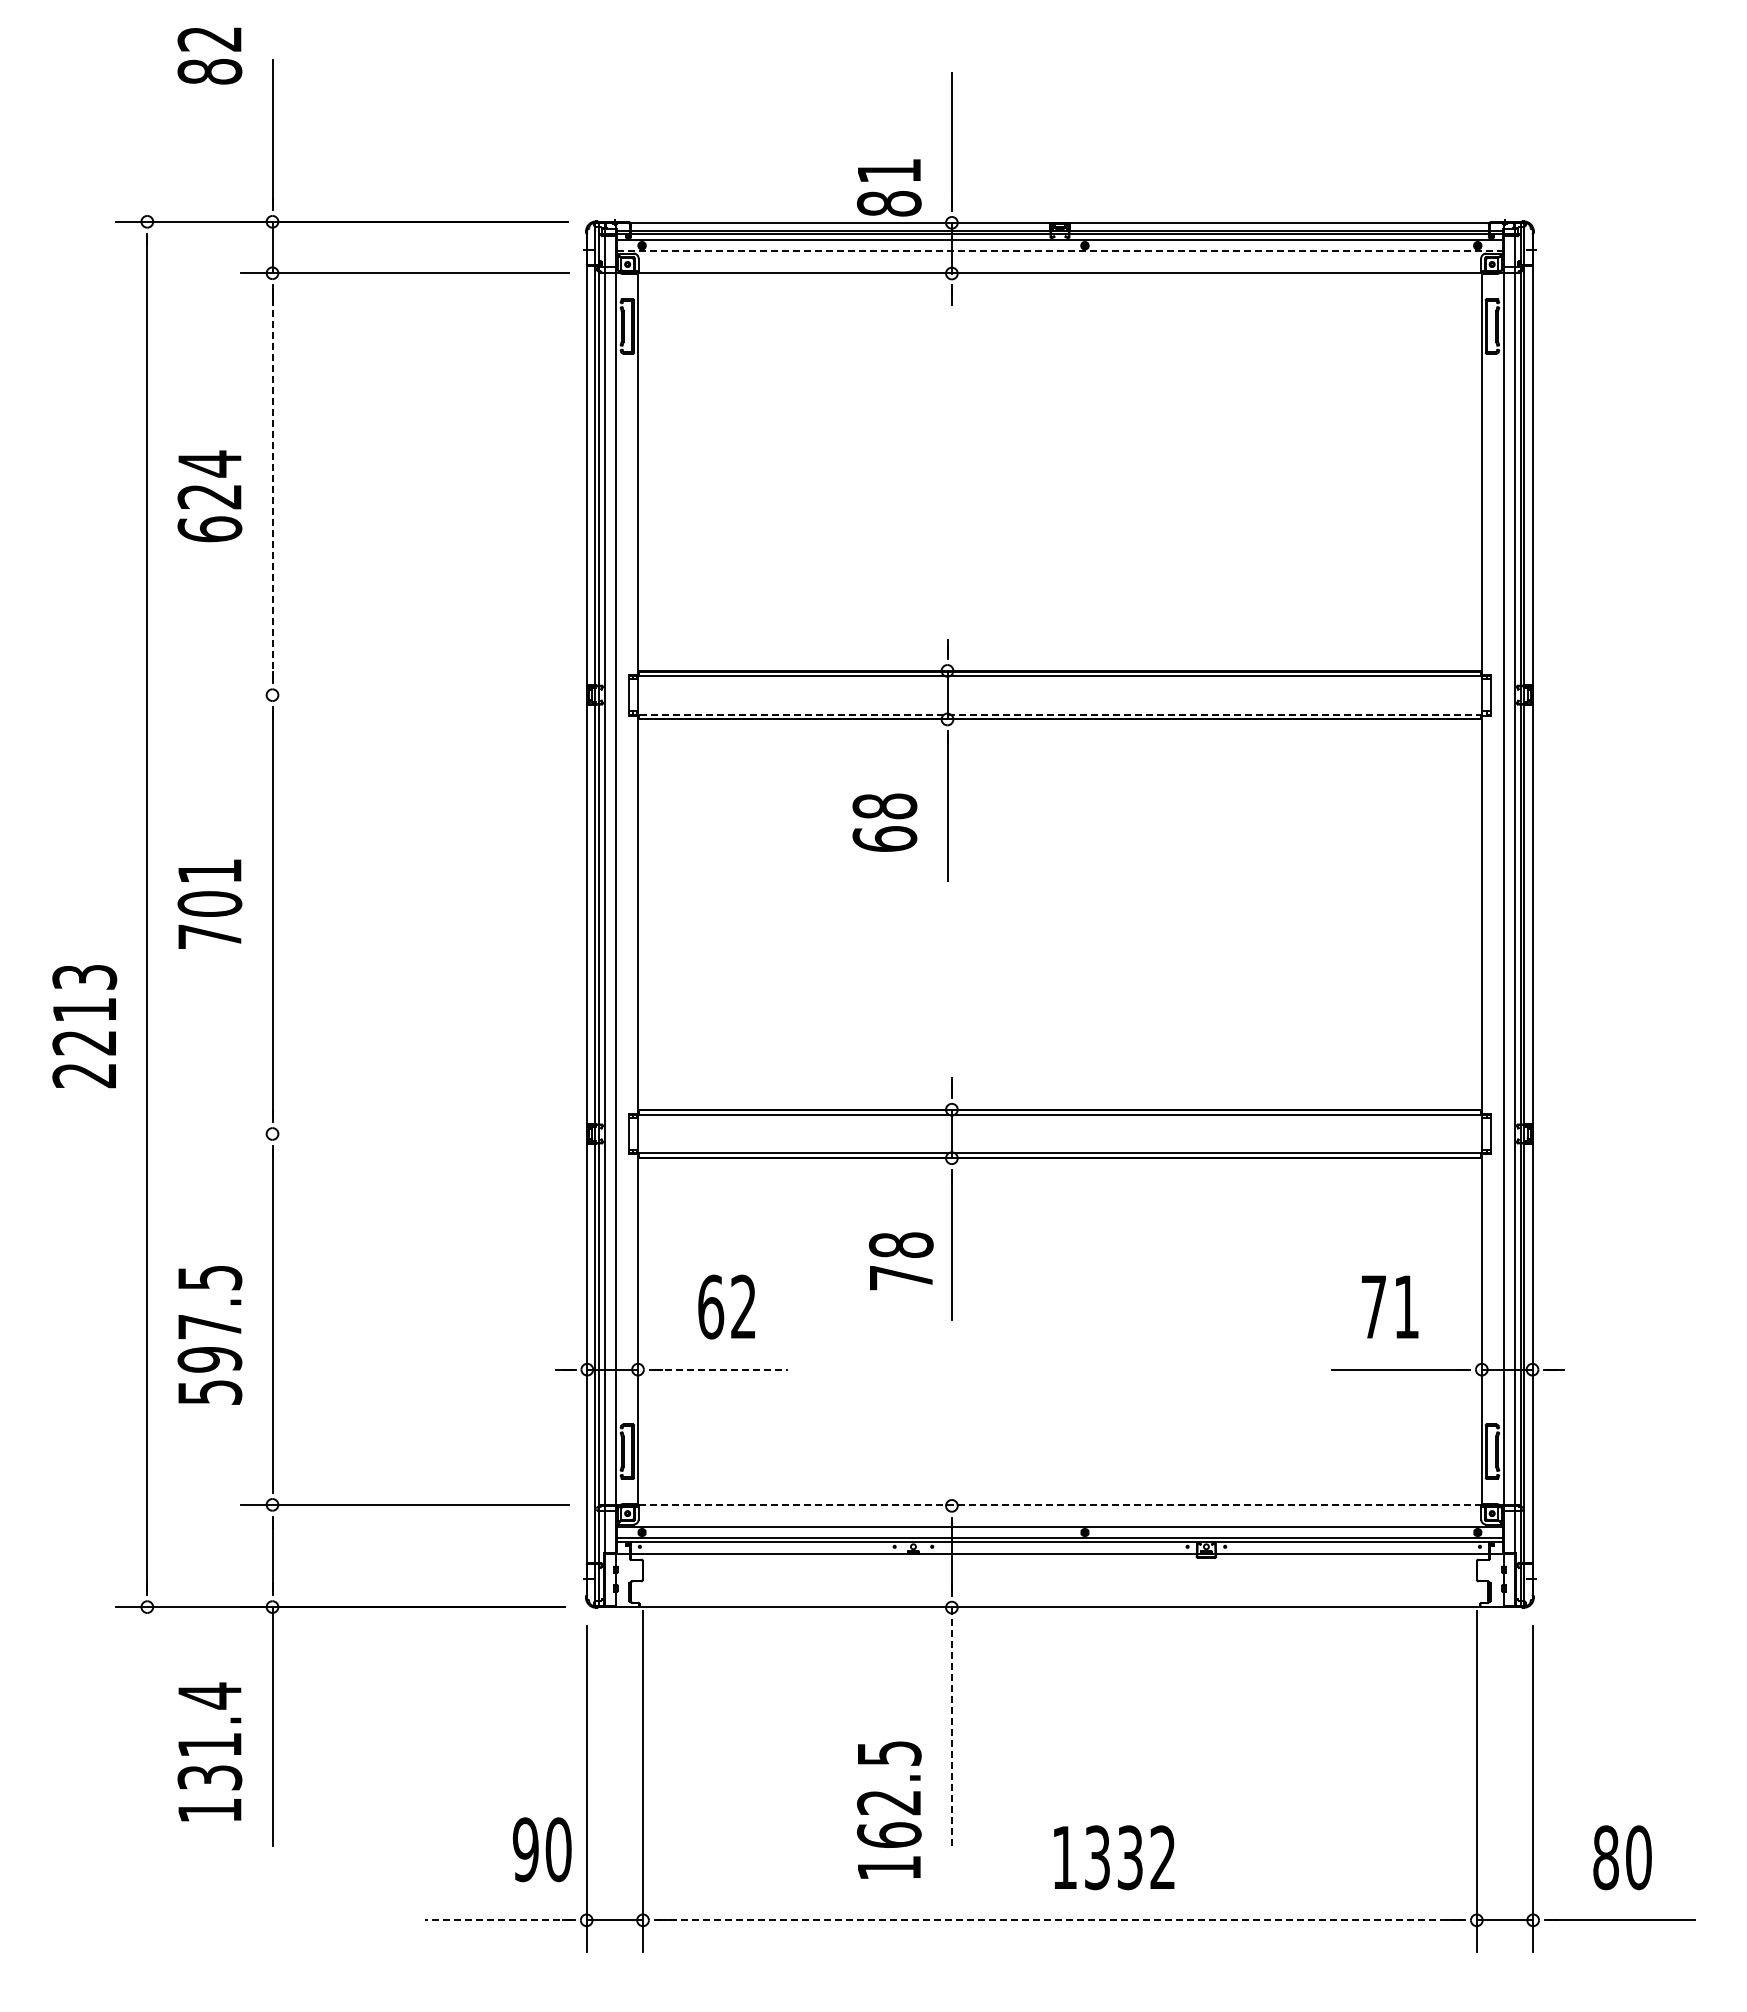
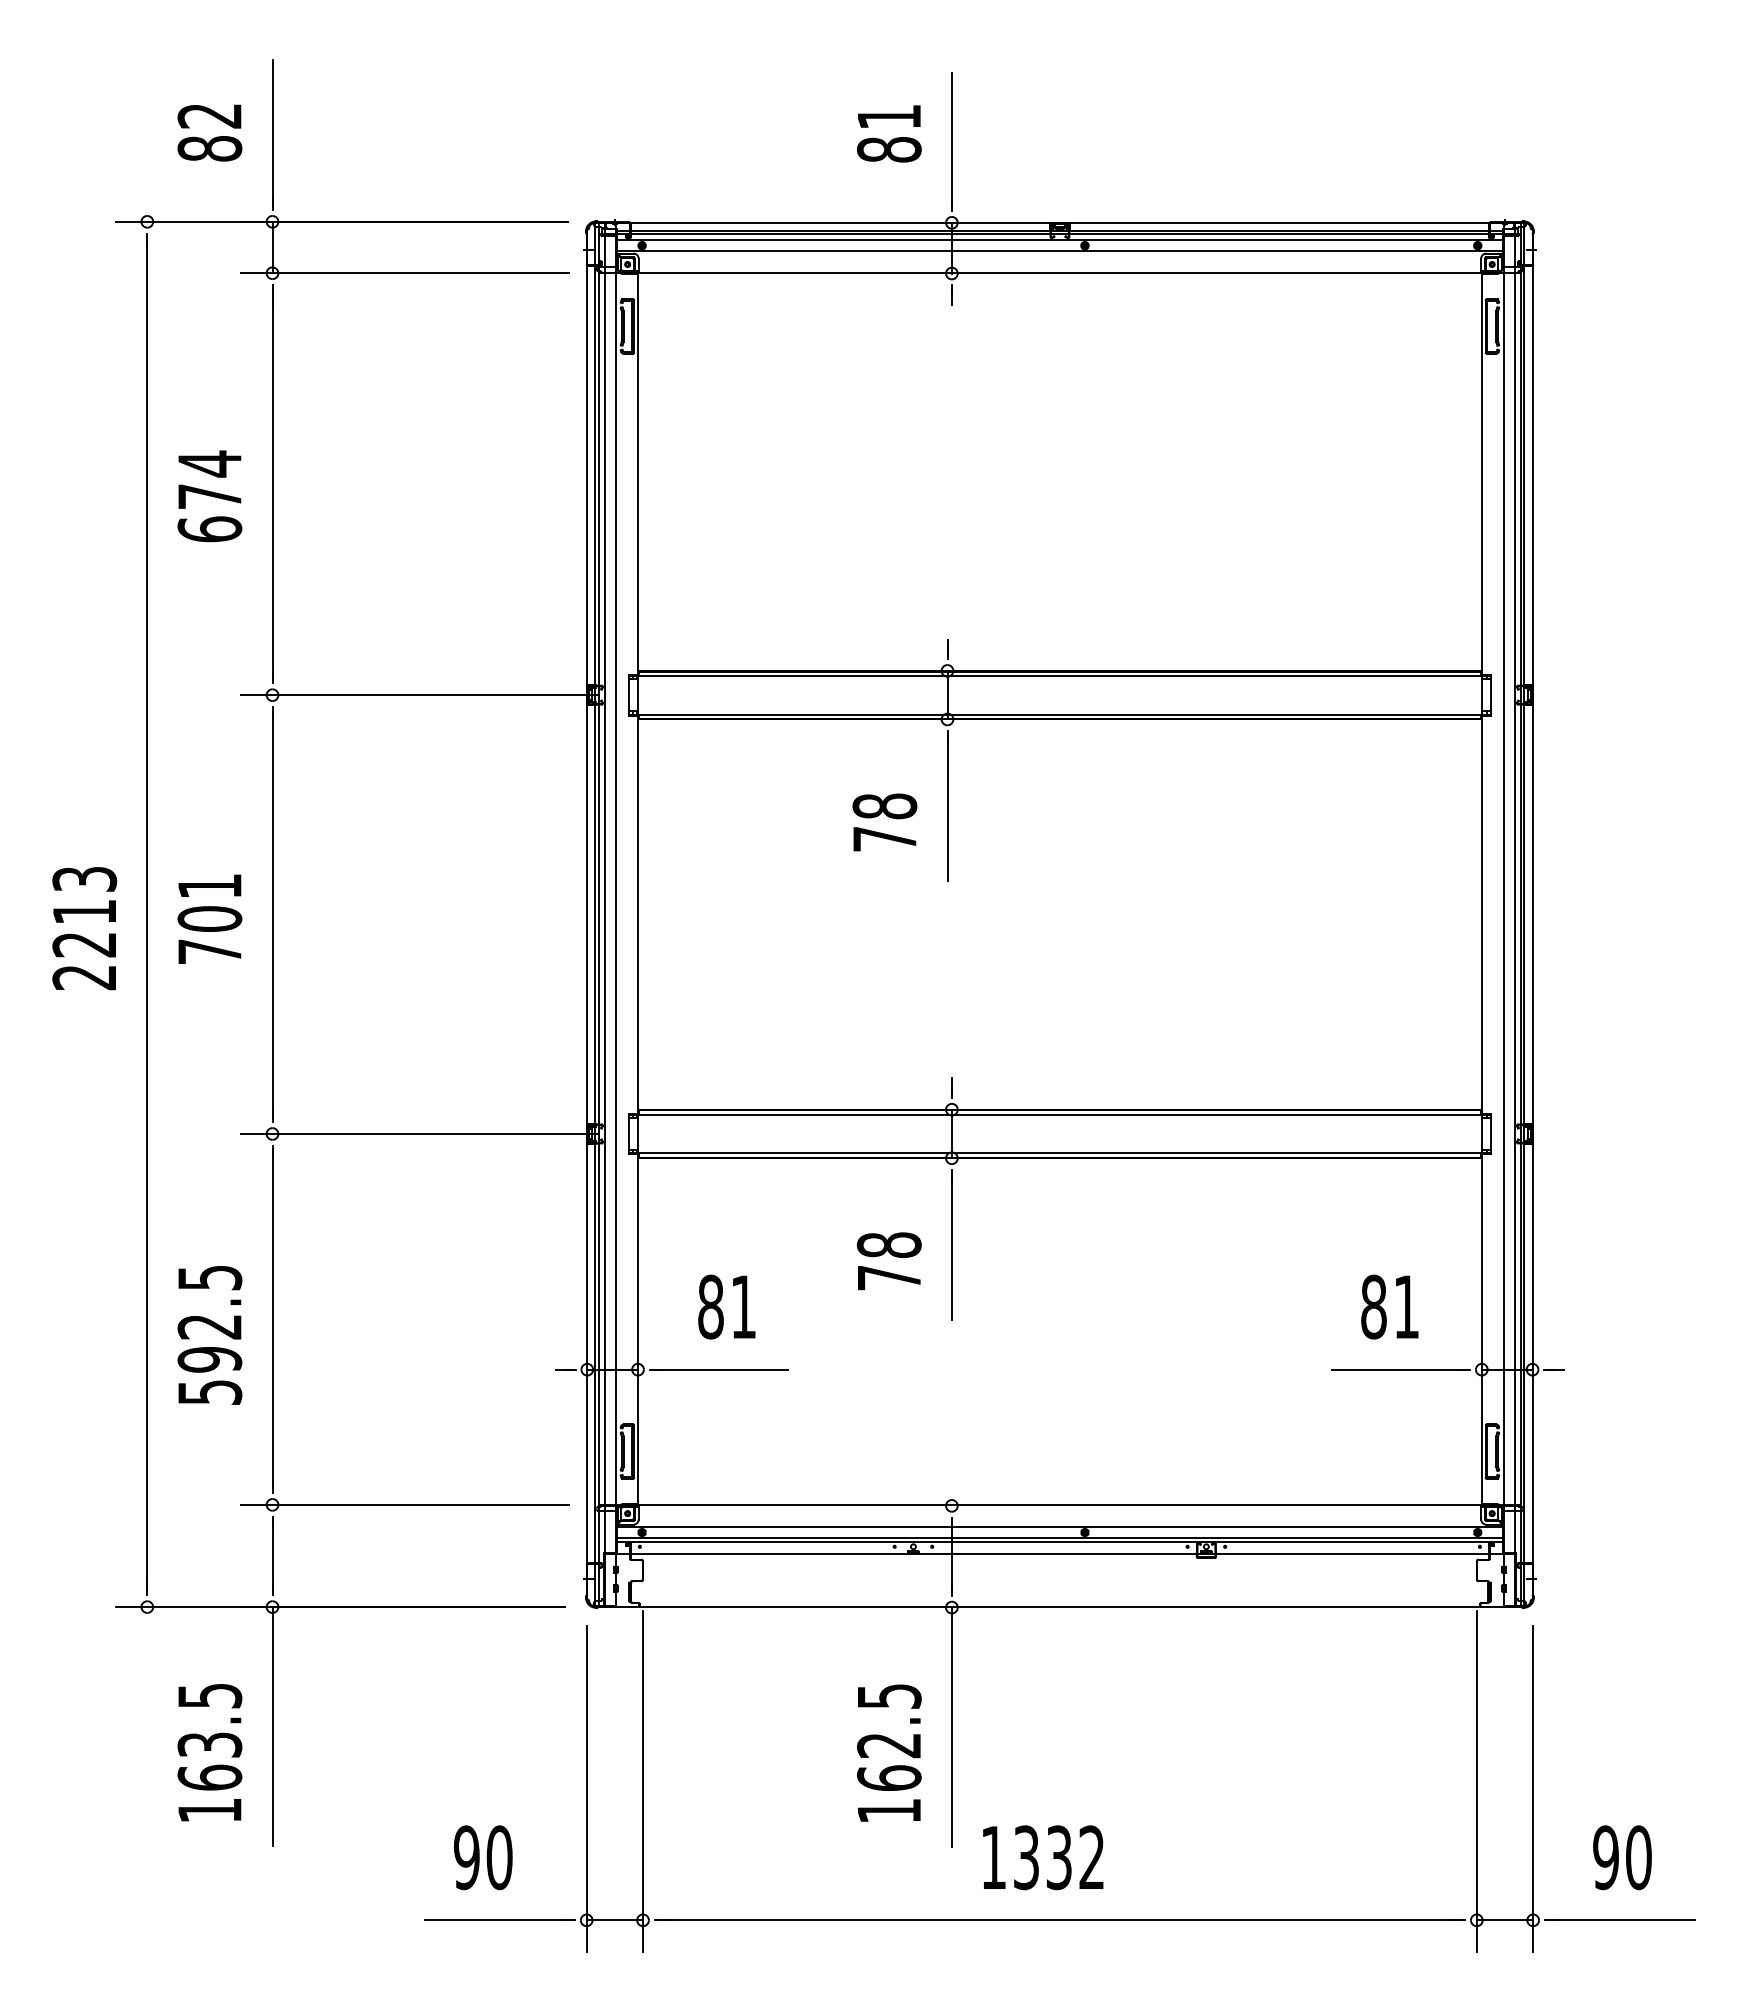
text position: (209, 55) -> (209, 132) (209, 132)
text position: (889, 187) -> (889, 133) (889, 133)
line: dashed -> solid (1060, 251)
line: dashed -> solid (272, 483)
text: 624 -> 674 (209, 496)
line: none -> present (419, 695)
line: dashed -> solid (1059, 714)
text: 68 -> 78 (884, 838)
text position: (209, 903) -> (209, 918) (209, 918)
text position: (84, 1026) -> (84, 928) (84, 928)
line: none -> present (419, 1133)
text position: (901, 1261) -> (889, 1261) (889, 1261)
text: 62 -> 81 (726, 1306)
text: 71 -> 81 (1373, 1306)
text: 597.5 -> 592.5 (209, 1327)
line: dashed -> solid (720, 1369)
line: dashed -> solid (1059, 1504)
line: dashed -> solid (951, 1727)
text: 131.4 -> 163.5 (209, 1736)
text position: (889, 1809) -> (889, 1752) (889, 1752)
text position: (541, 1849) -> (482, 1857) (482, 1857)
text position: (1114, 1857) -> (1043, 1857) (1043, 1857)
text: 80 -> 90 (1605, 1857)
line: dashed -> solid (498, 1920)
line: dashed -> solid (1060, 1920)
